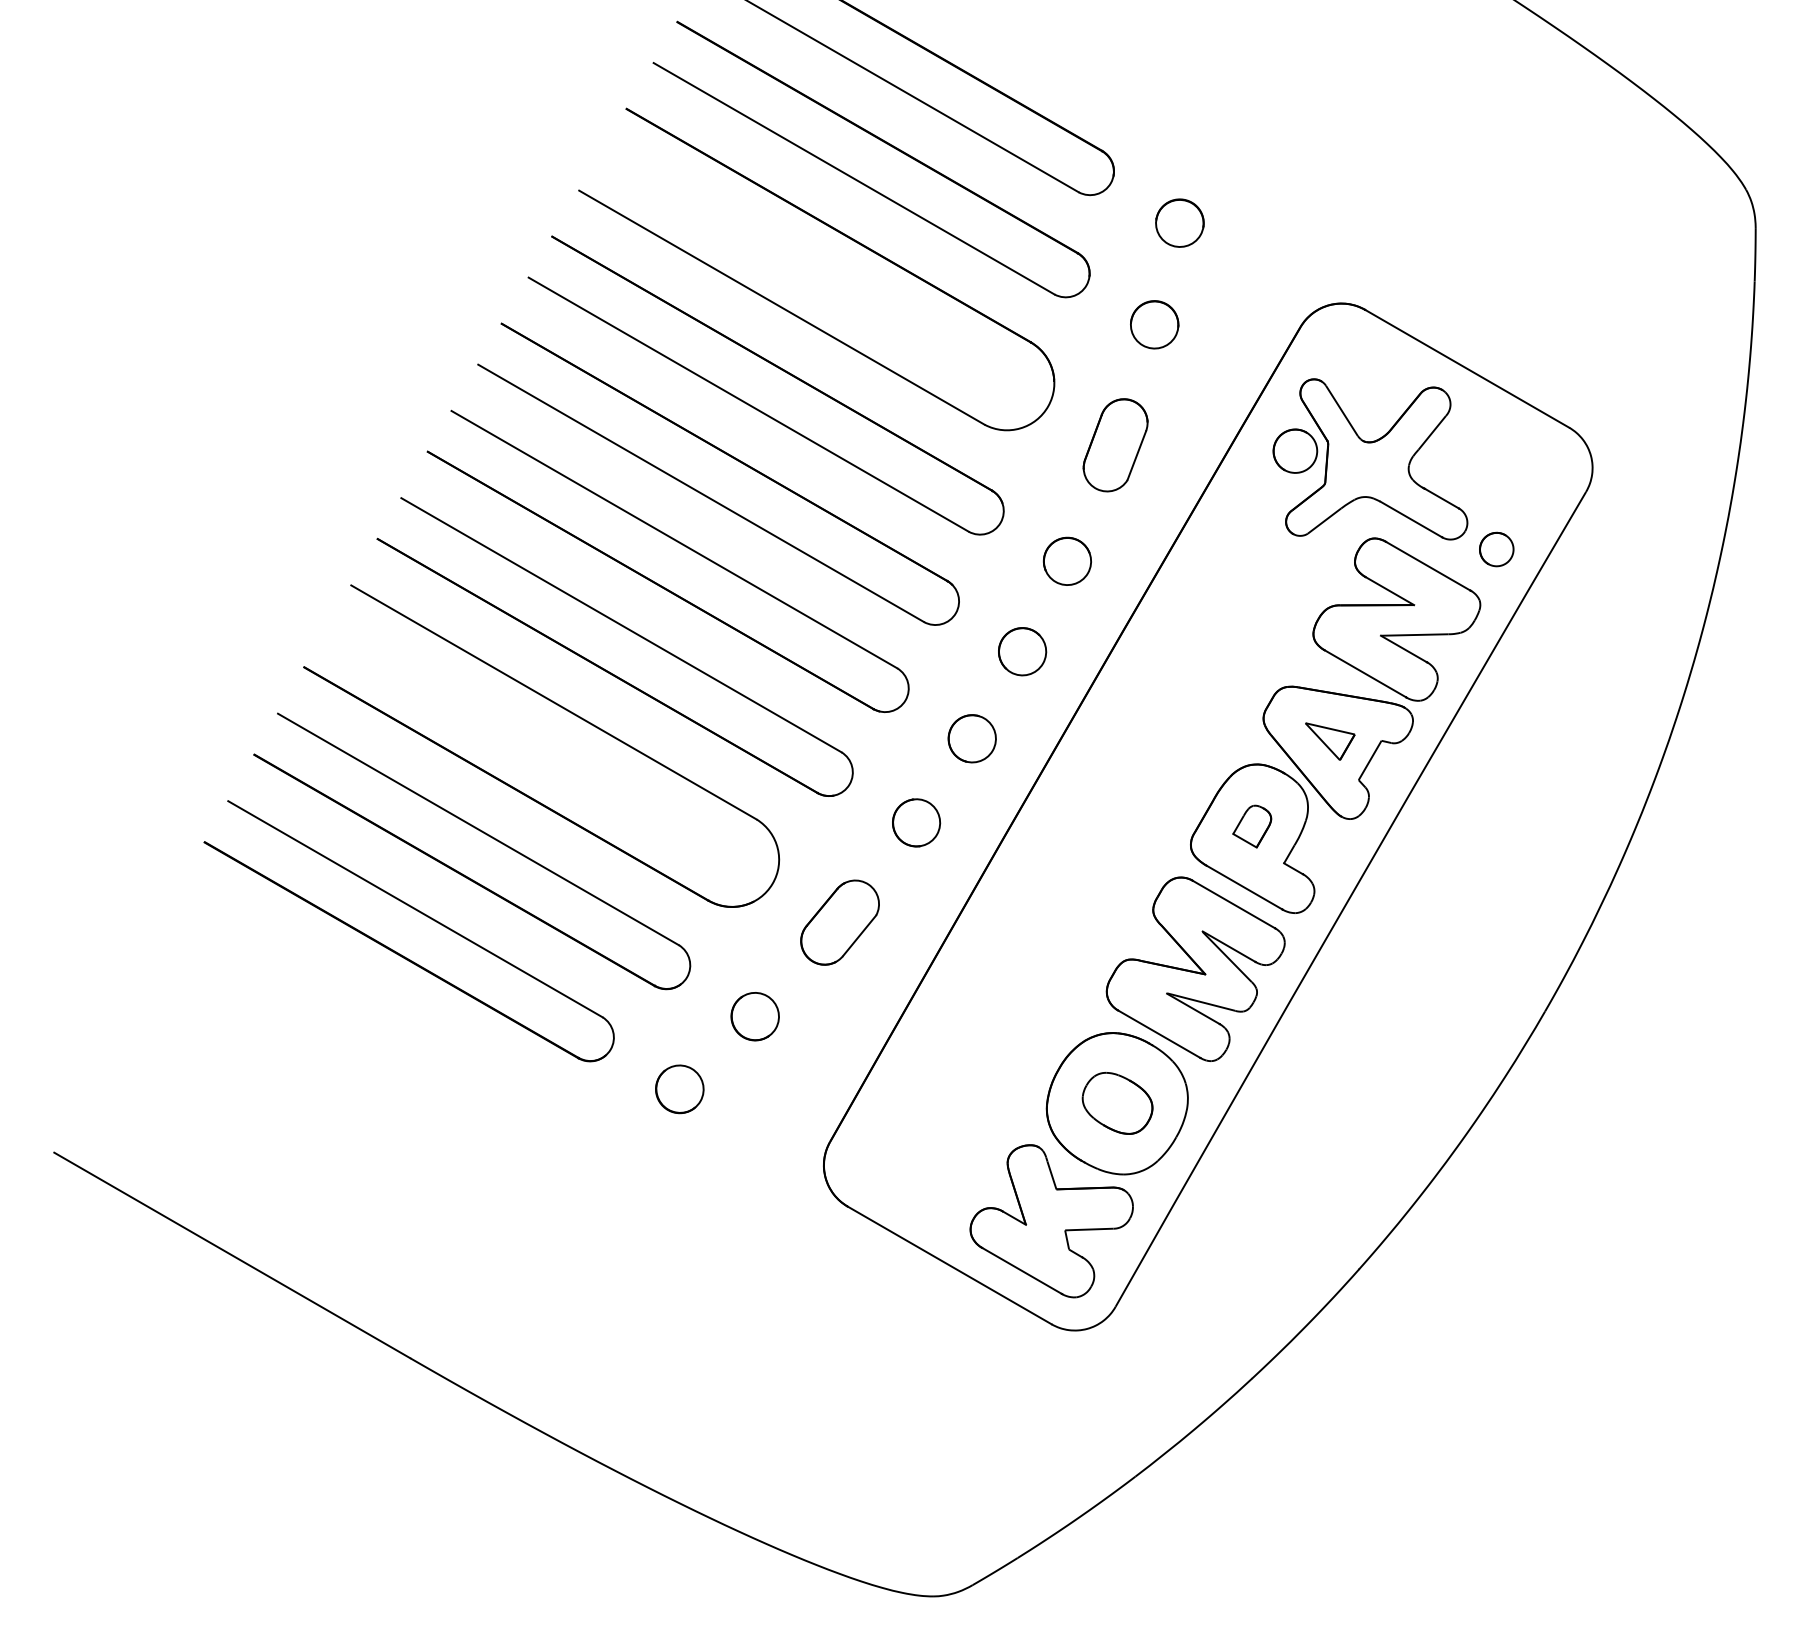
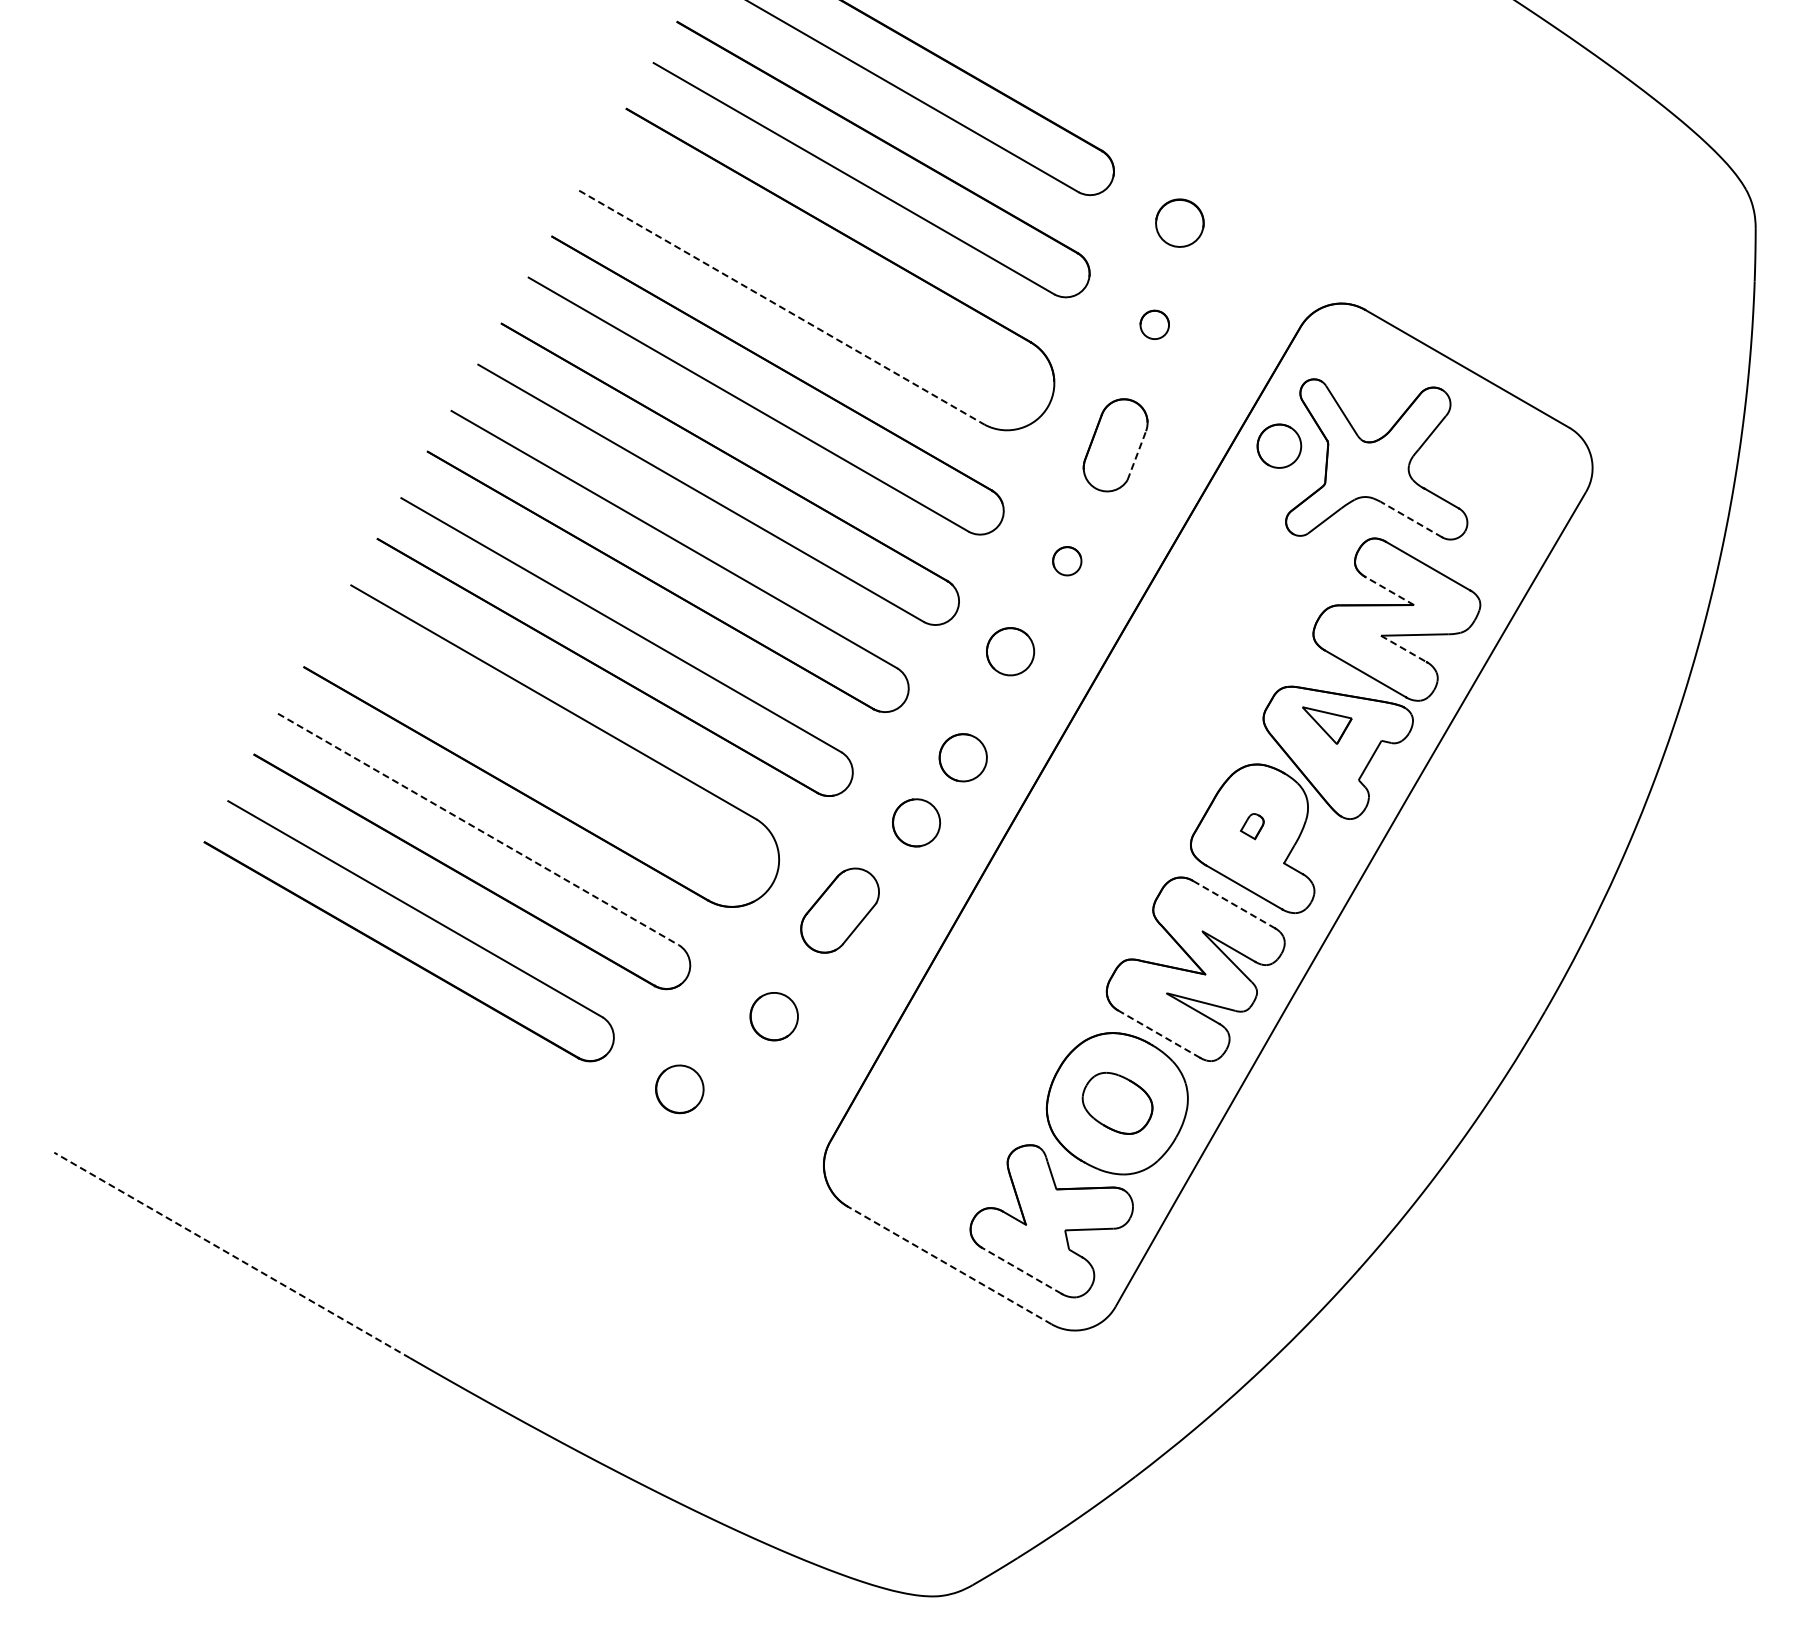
line: solid -> dashed (782, 307)
part size: 50x50 px -> 31x31 px (1154, 324)
part position: (1295, 450) -> (1279, 445) (1279, 445)
line: solid -> dashed (1137, 455)
line: solid -> dashed (1410, 519)
part: present -> none (1496, 549)
part size: 50x50 px -> 31x31 px (1067, 561)
line: solid -> dashed (1390, 591)
line: solid -> dashed (1403, 649)
part position: (1022, 651) -> (1010, 651) (1010, 651)
part position: (971, 738) -> (962, 757) (962, 757)
part position: (1330, 741) -> (1327, 725) (1327, 725)
part size: 41x45 px -> 25x28 px (1252, 826)
line: solid -> dashed (478, 829)
line: solid -> dashed (1234, 904)
part position: (839, 922) -> (839, 910) (839, 910)
part position: (754, 1016) -> (773, 1016) (773, 1016)
line: solid -> dashed (1158, 1034)
line: solid -> dashed (231, 1255)
line: solid -> dashed (949, 1265)
line: solid -> dashed (1021, 1270)
